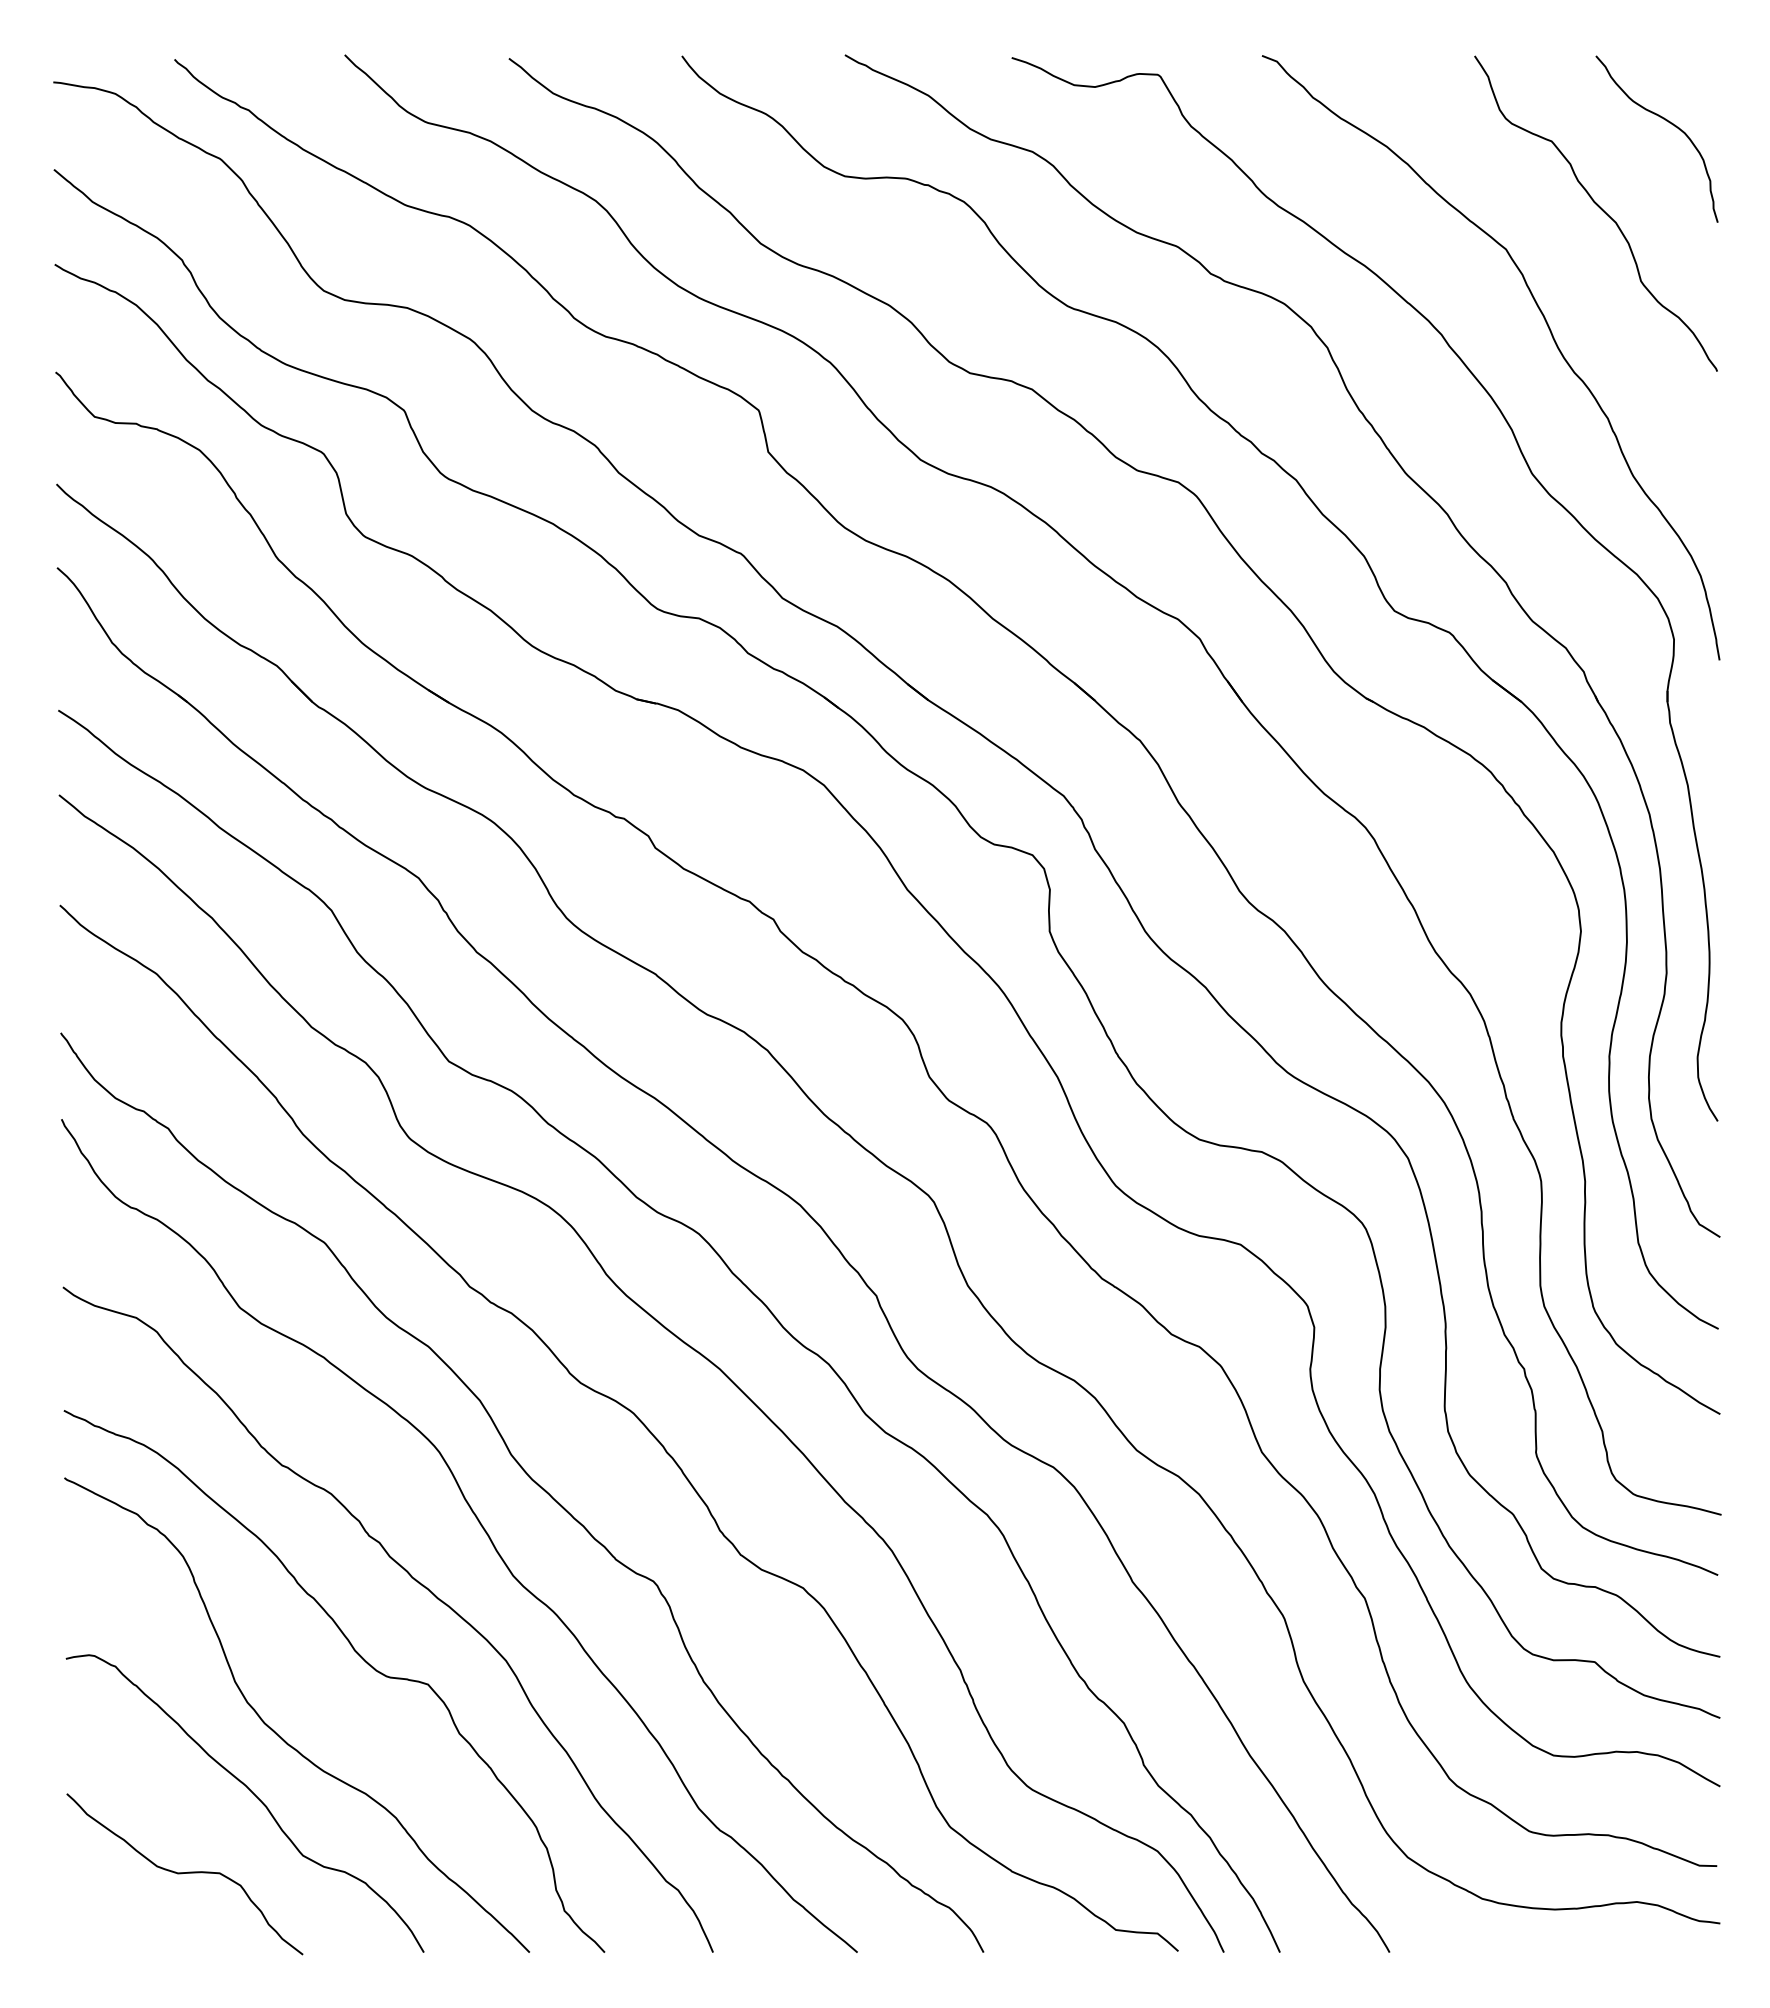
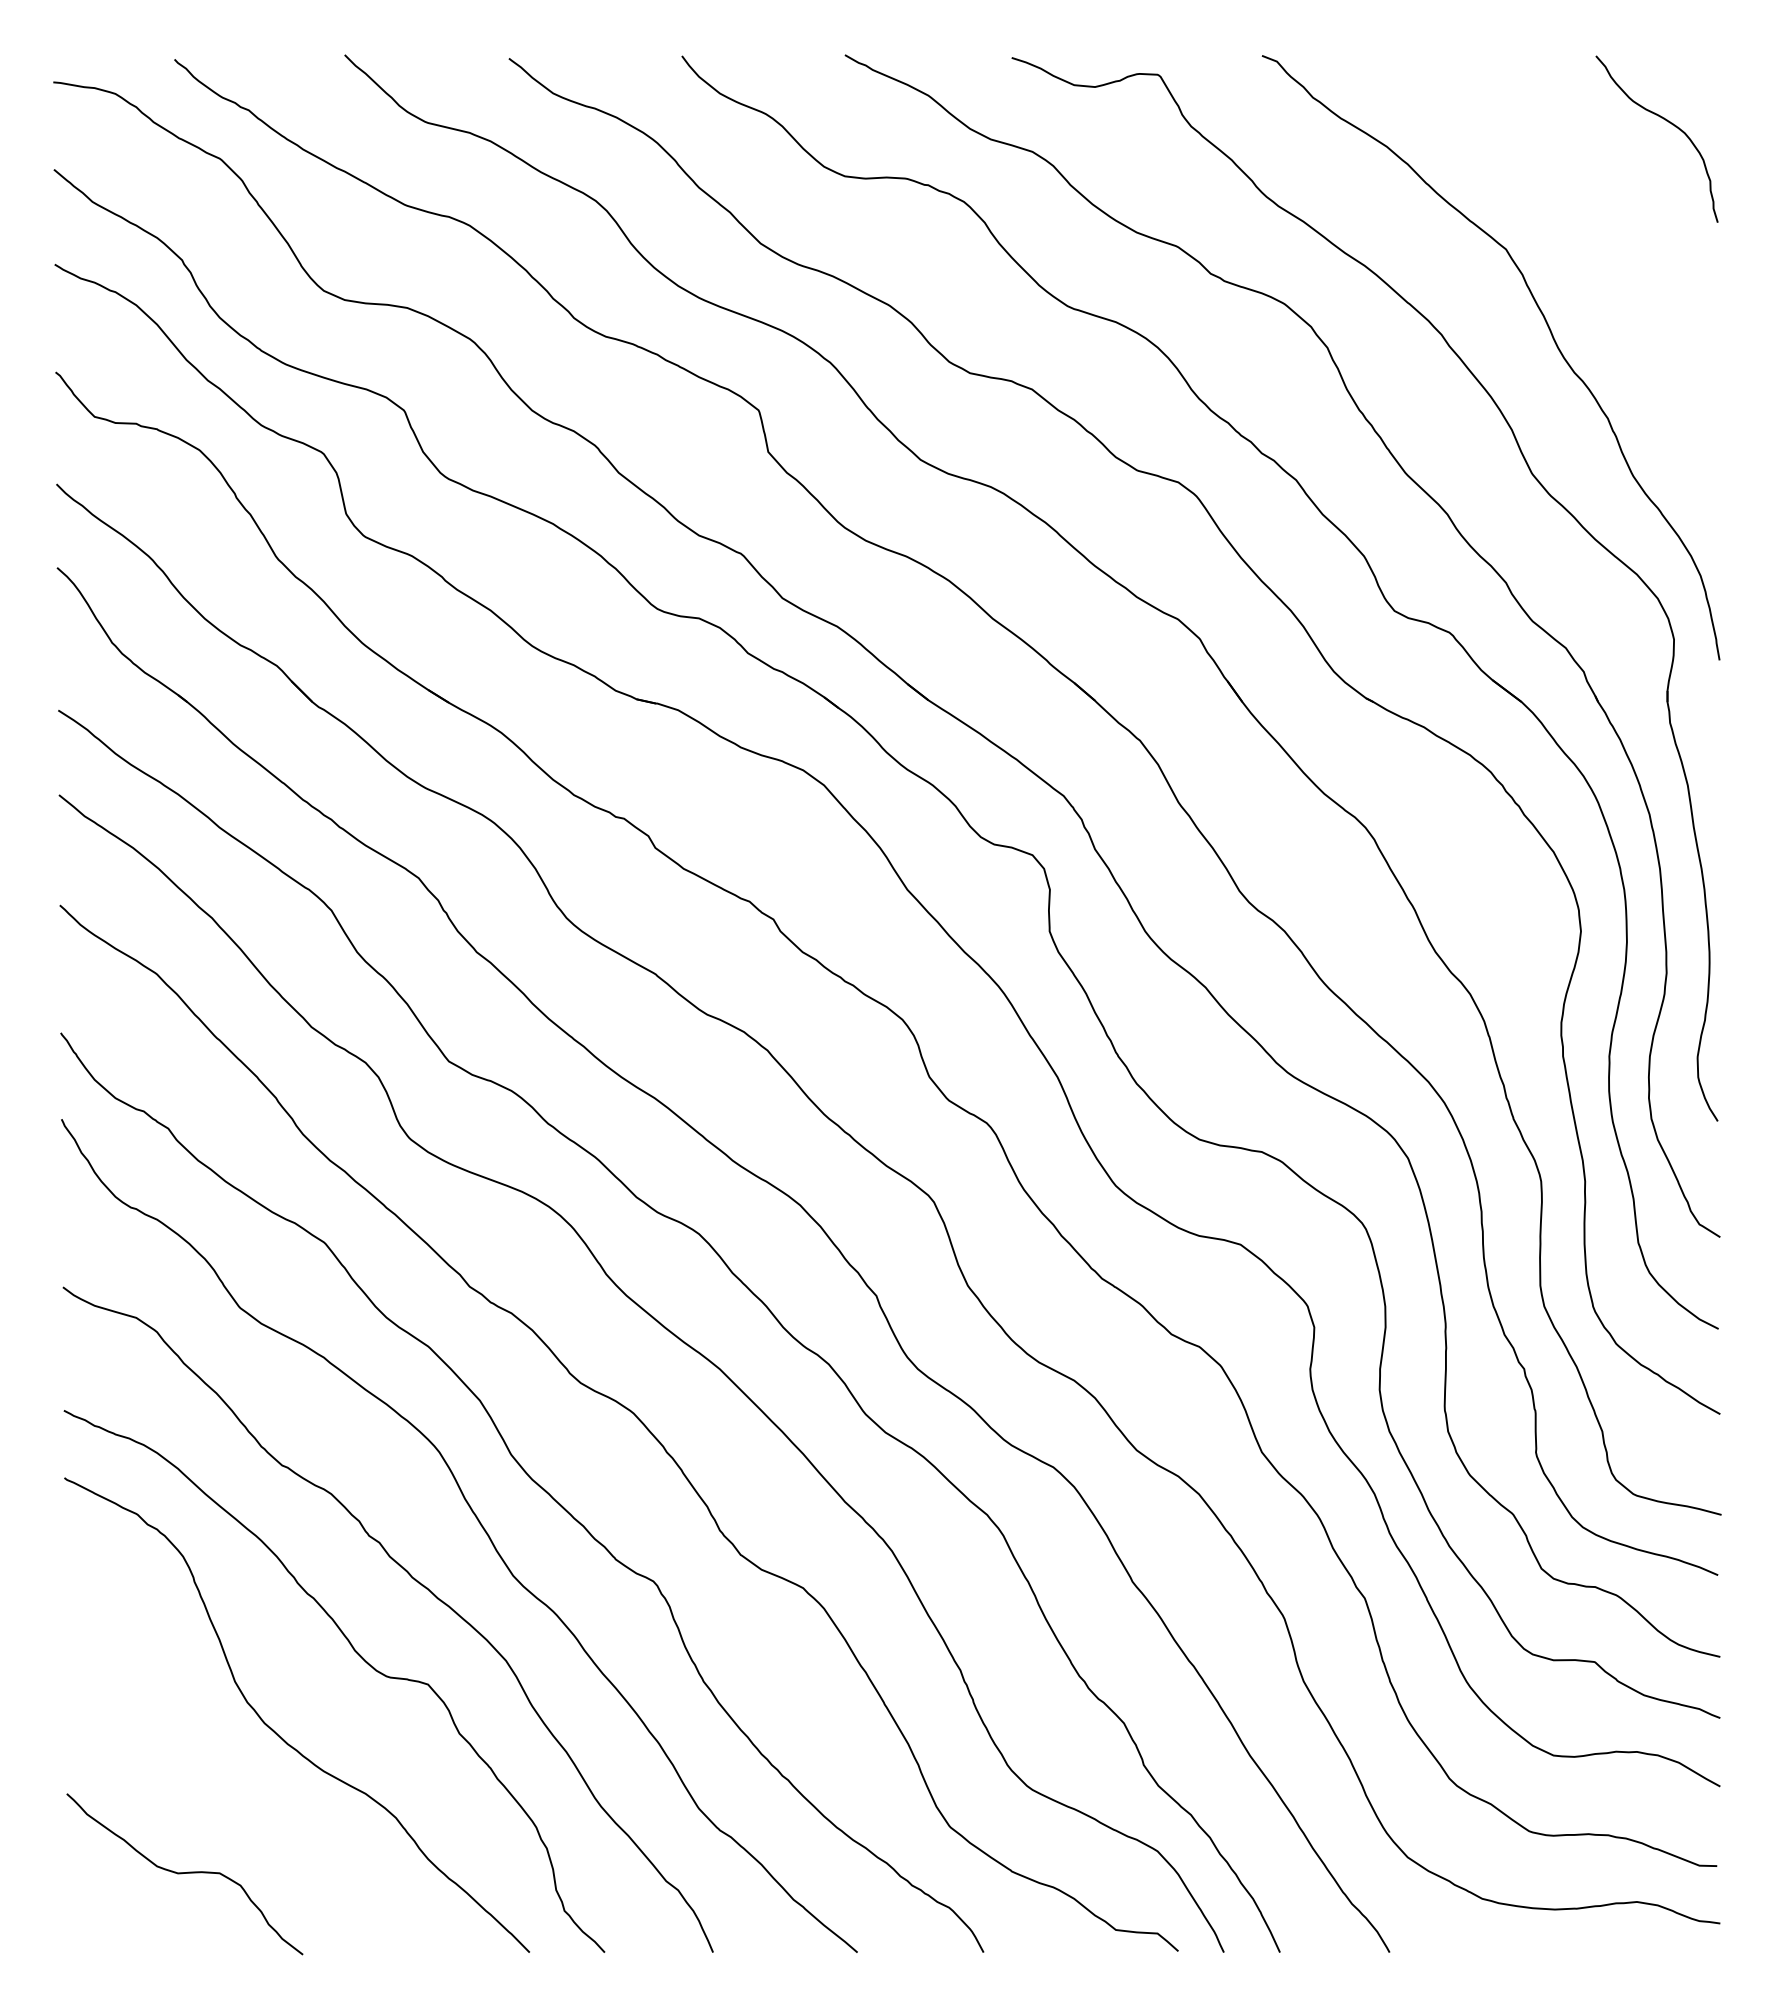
curve: present -> none (1599, 208)
curve: present -> none (253, 1794)
